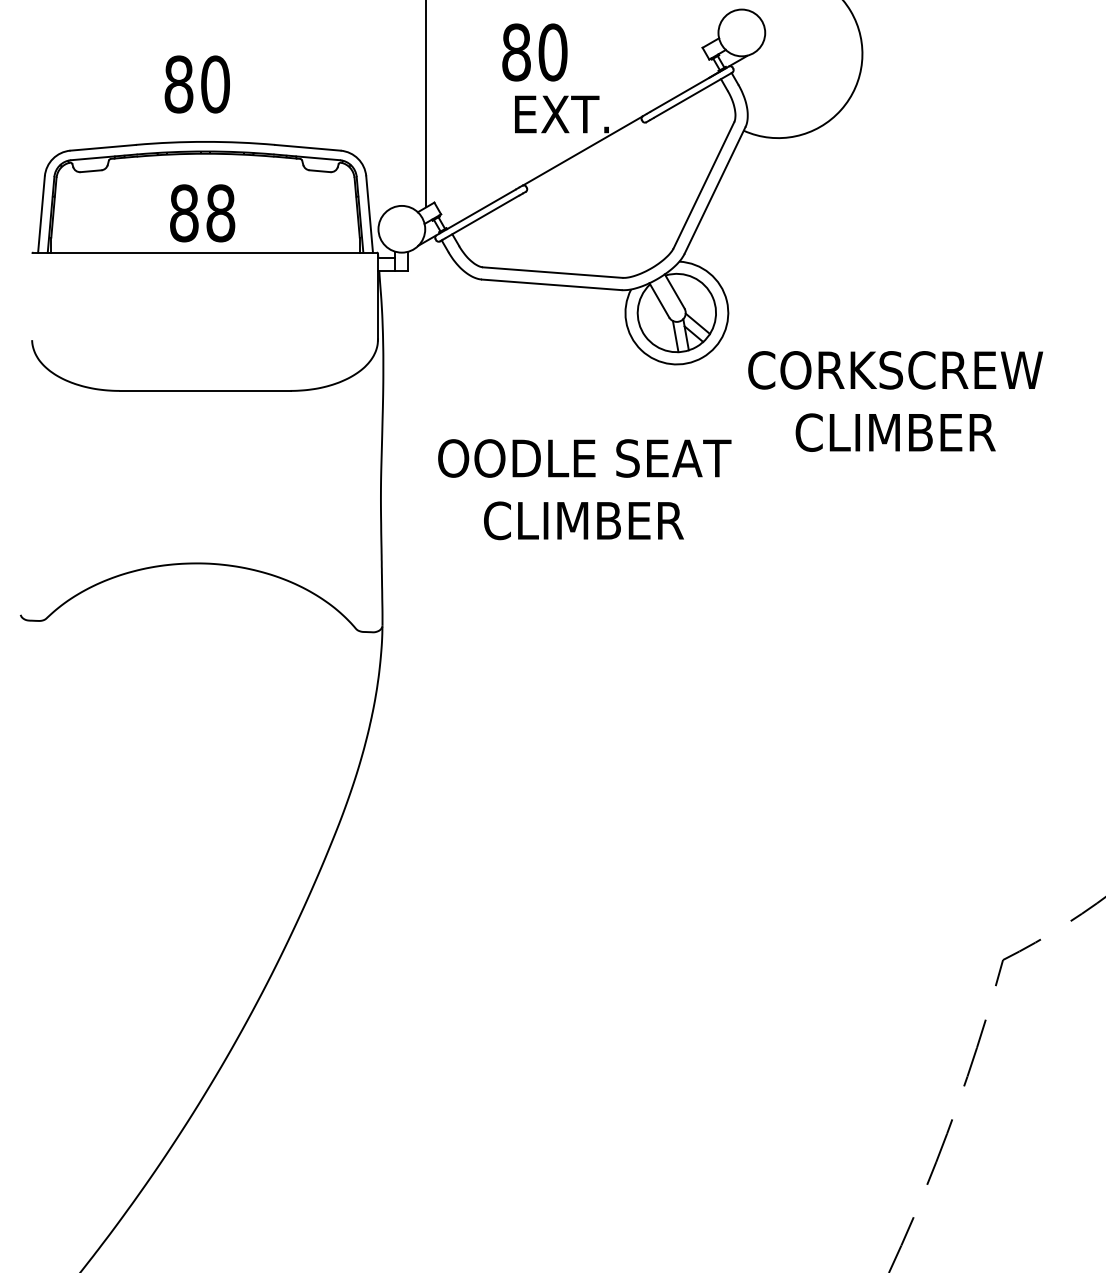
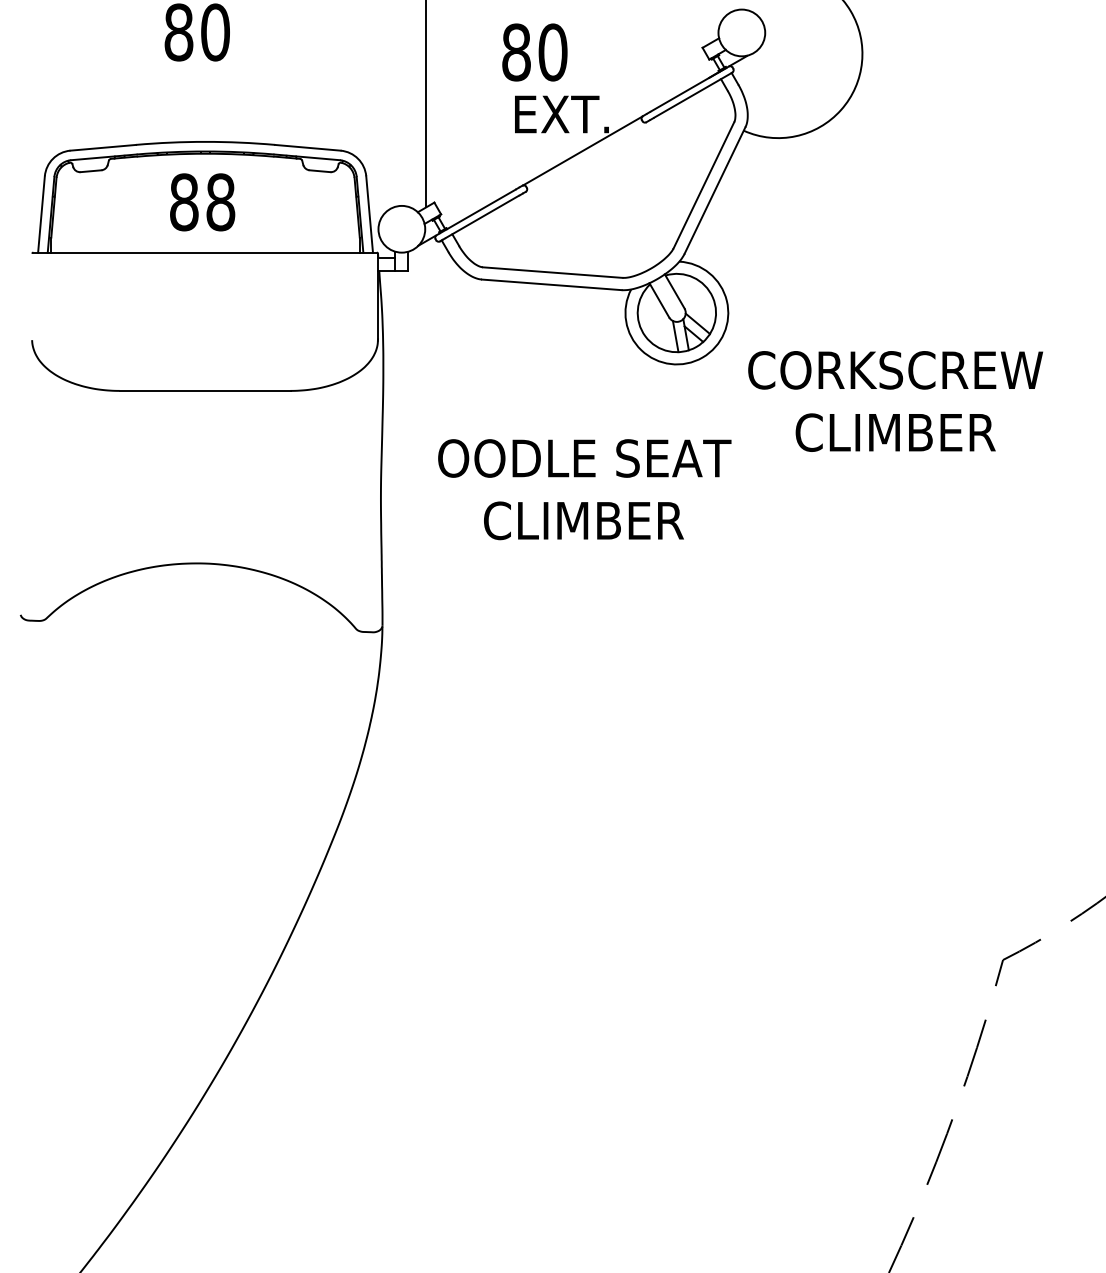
text position: (196, 84) -> (196, 32) (196, 32)
text position: (202, 213) -> (202, 202) (202, 202)
